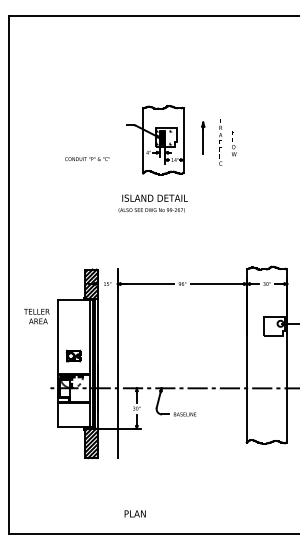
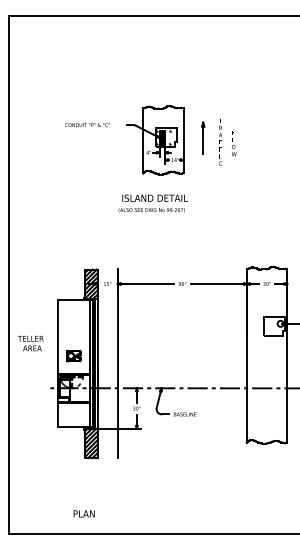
text position: (87, 158) -> (87, 124) (87, 124)
text position: (36, 316) -> (30, 343) (30, 343)
text position: (134, 513) -> (83, 513) (83, 513)
